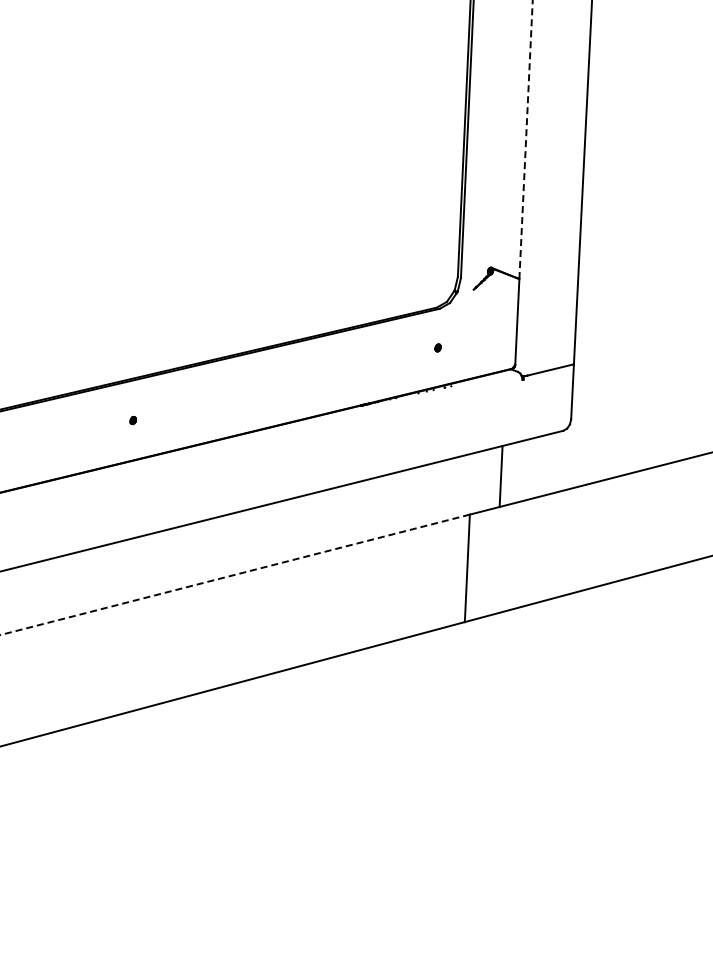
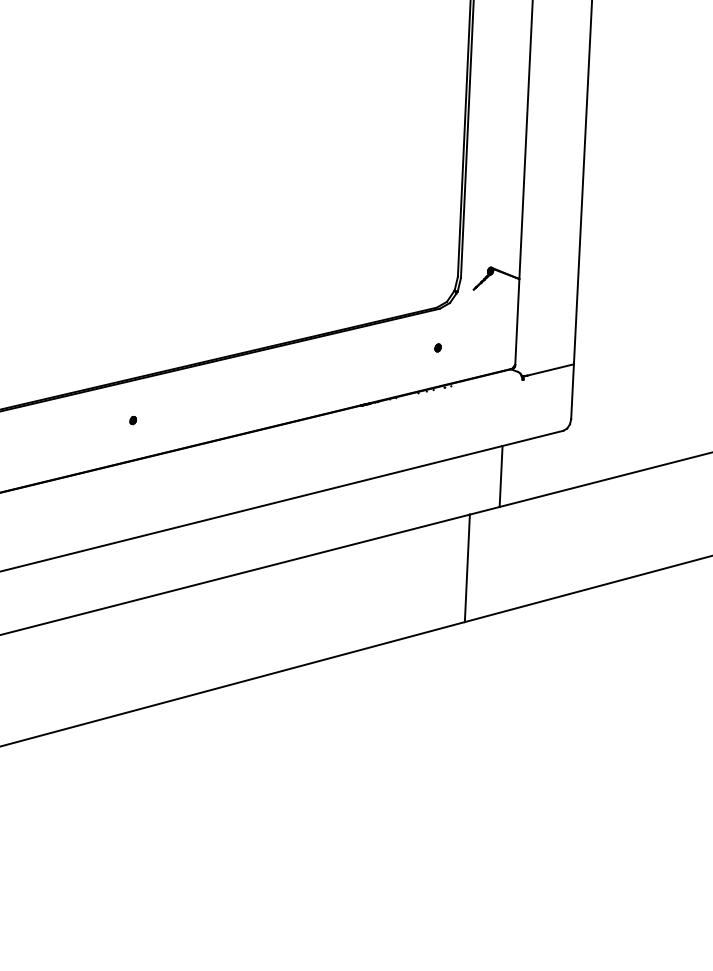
line: dashed -> solid (526, 139)
line: dashed -> solid (234, 574)
